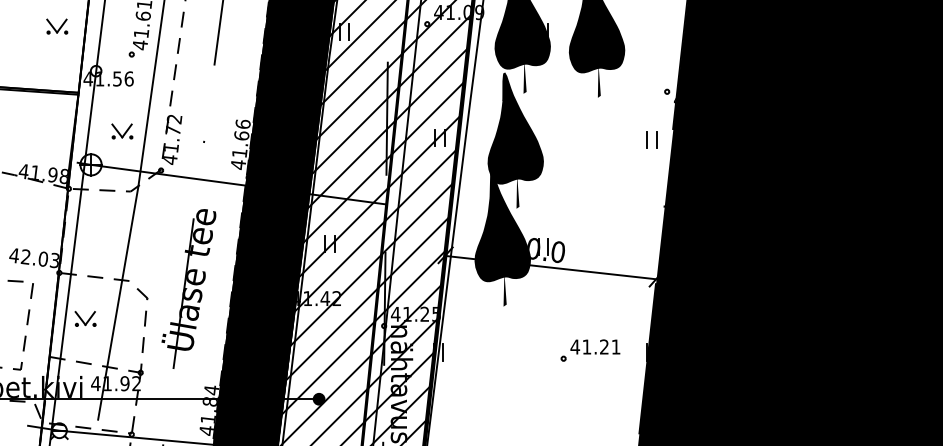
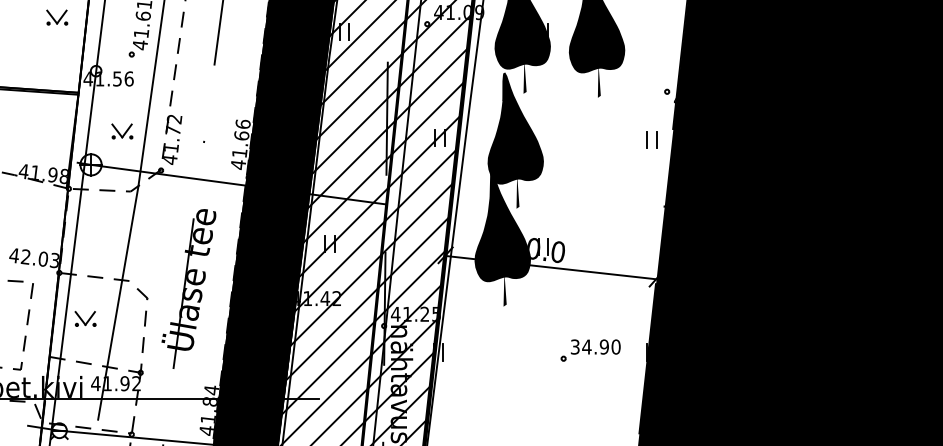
part position: (57, 26) -> (57, 17) (57, 17)
text: 41.21 -> 34.90 (595, 346)
fill: present -> none (318, 398)
